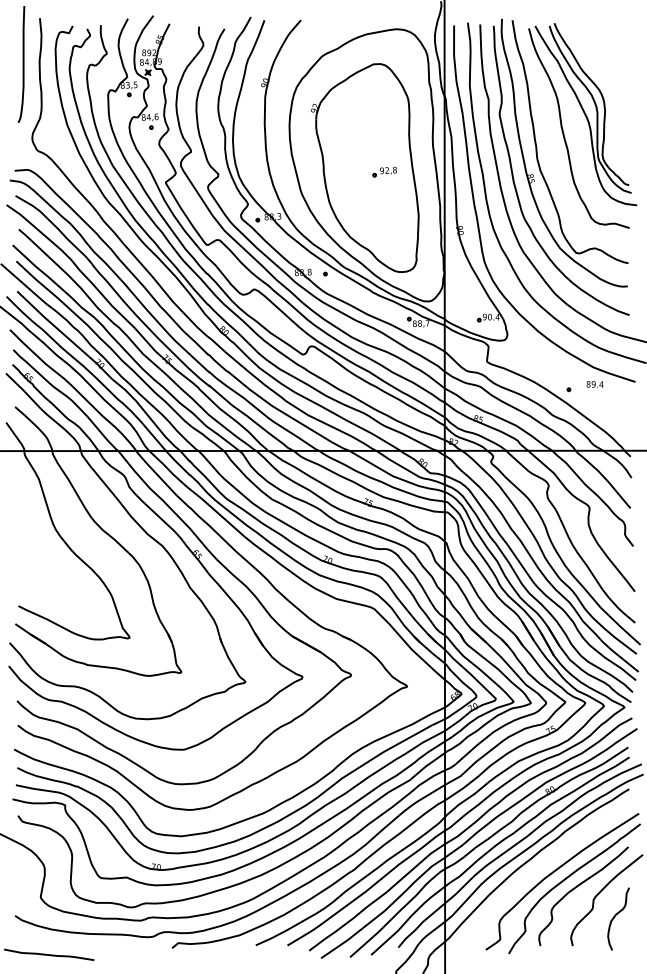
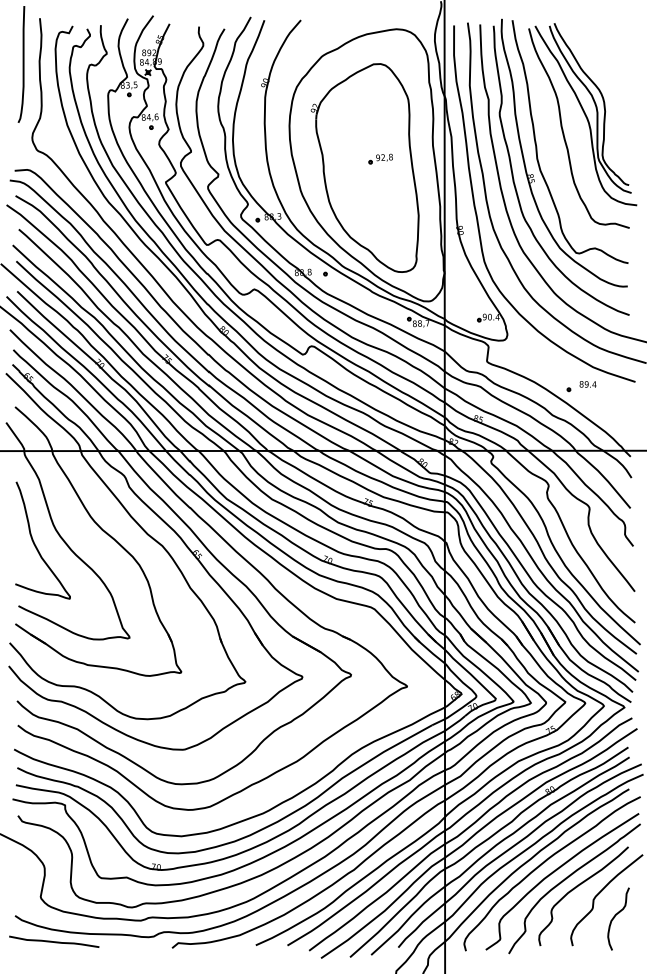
part position: (384, 171) -> (380, 158) (380, 158)
text position: (594, 384) -> (587, 384) (587, 384)
curve: none -> present (35, 543)
curve: none -> present (544, 863)
curve position: (49, 954) -> (54, 941) (54, 941)
